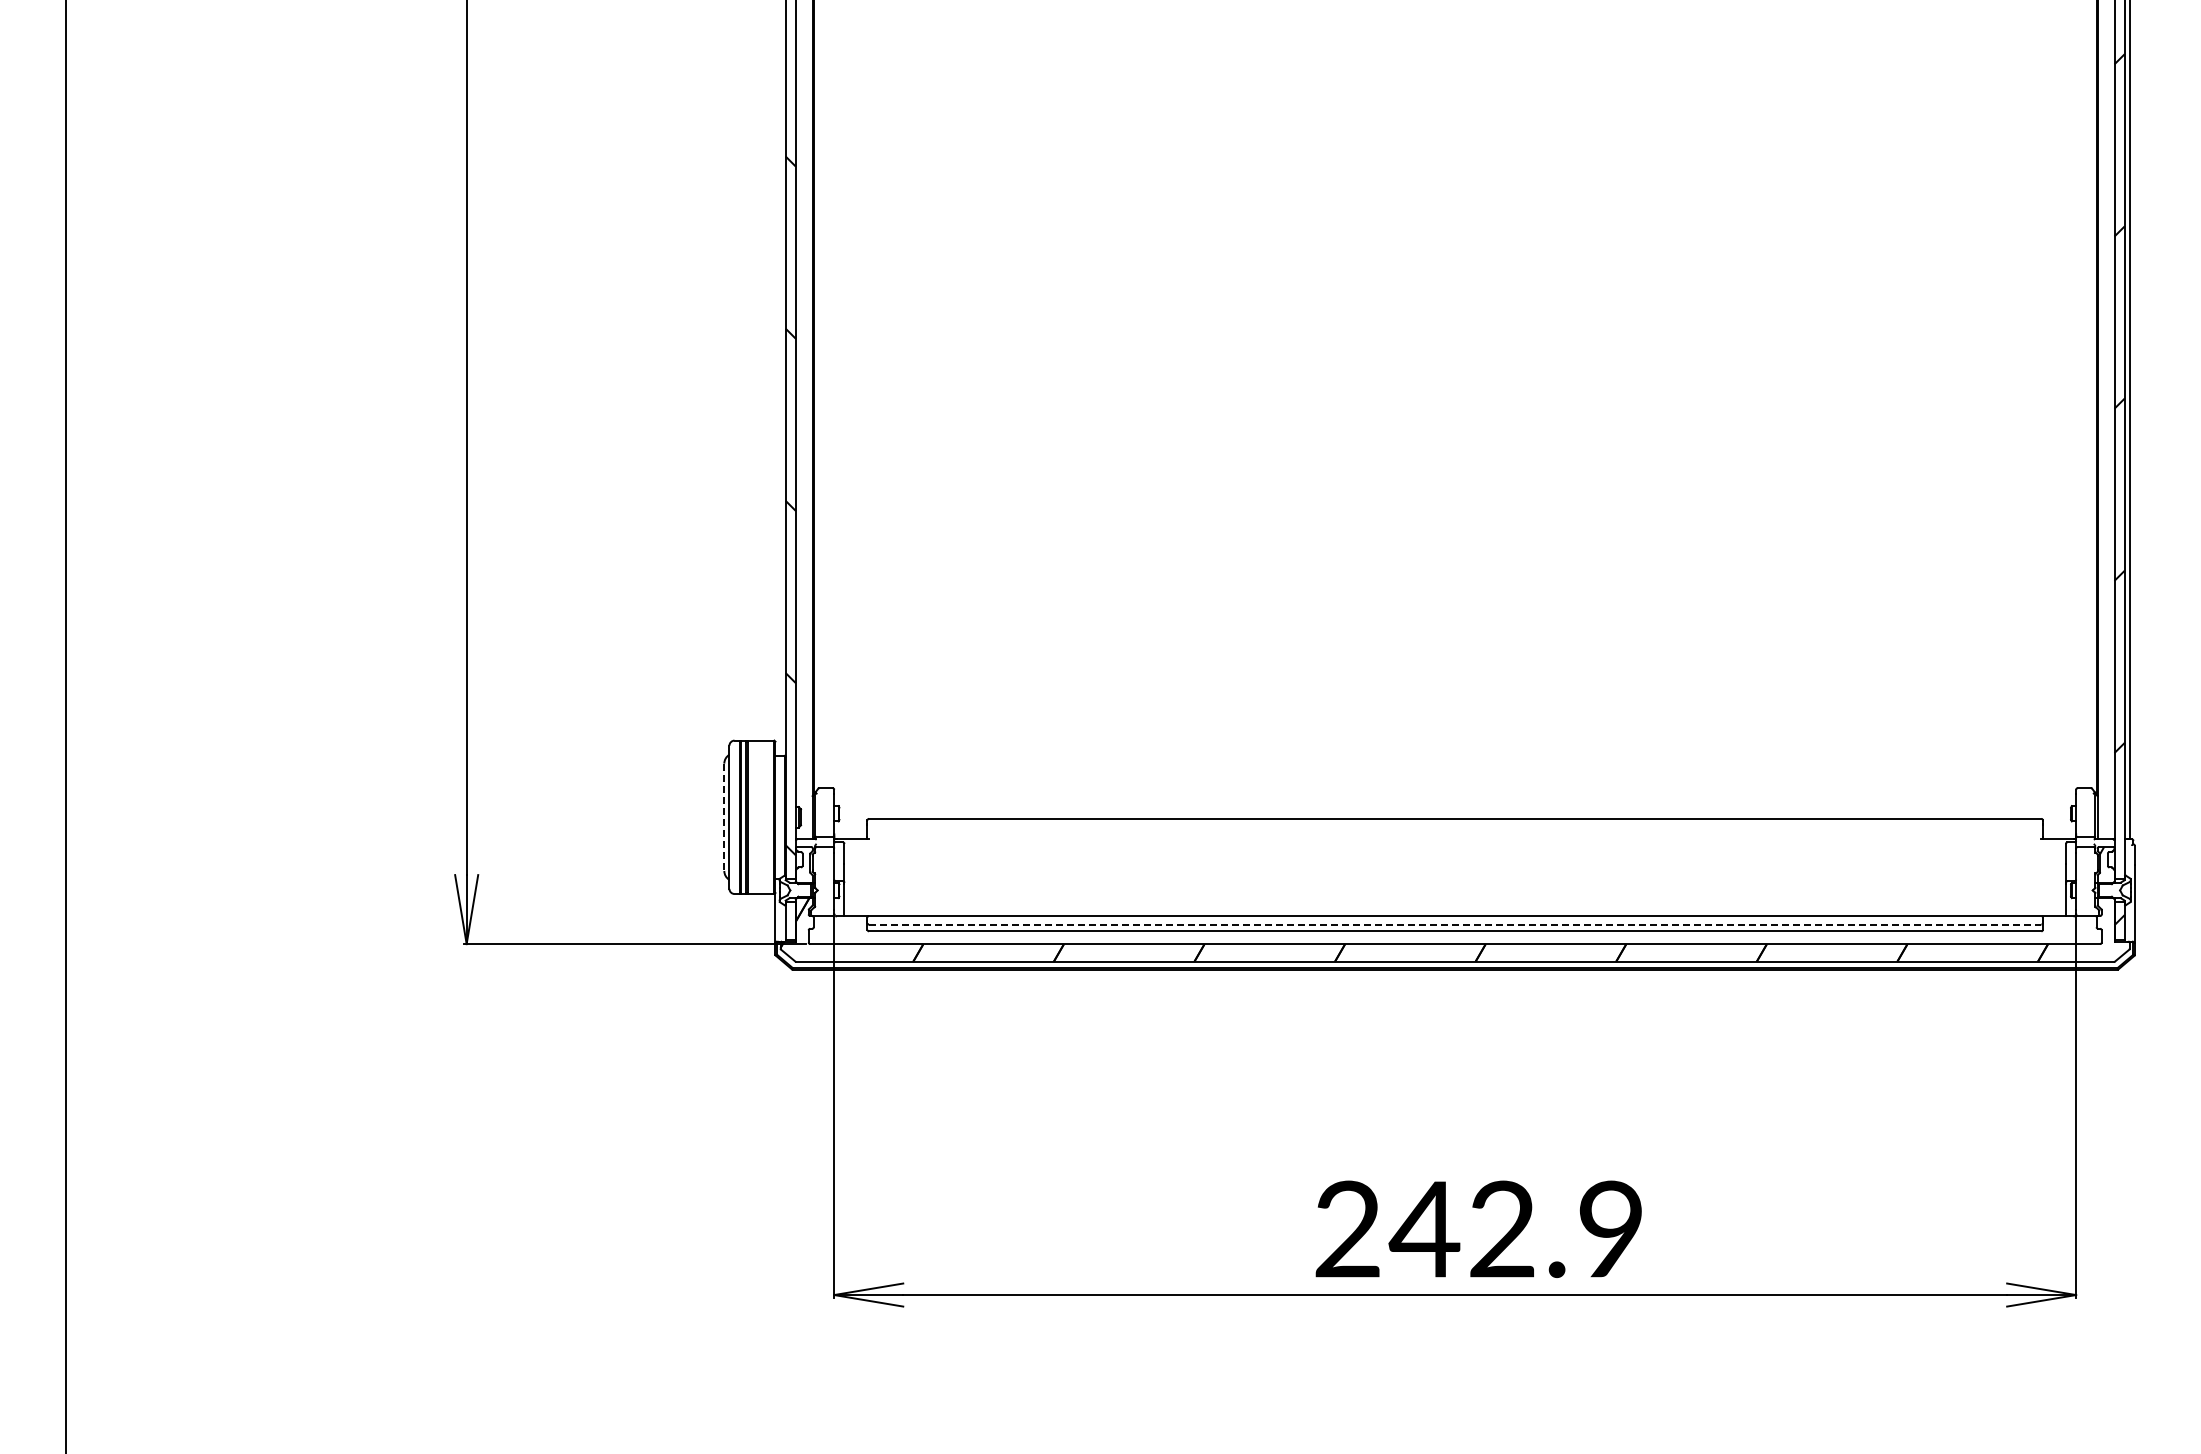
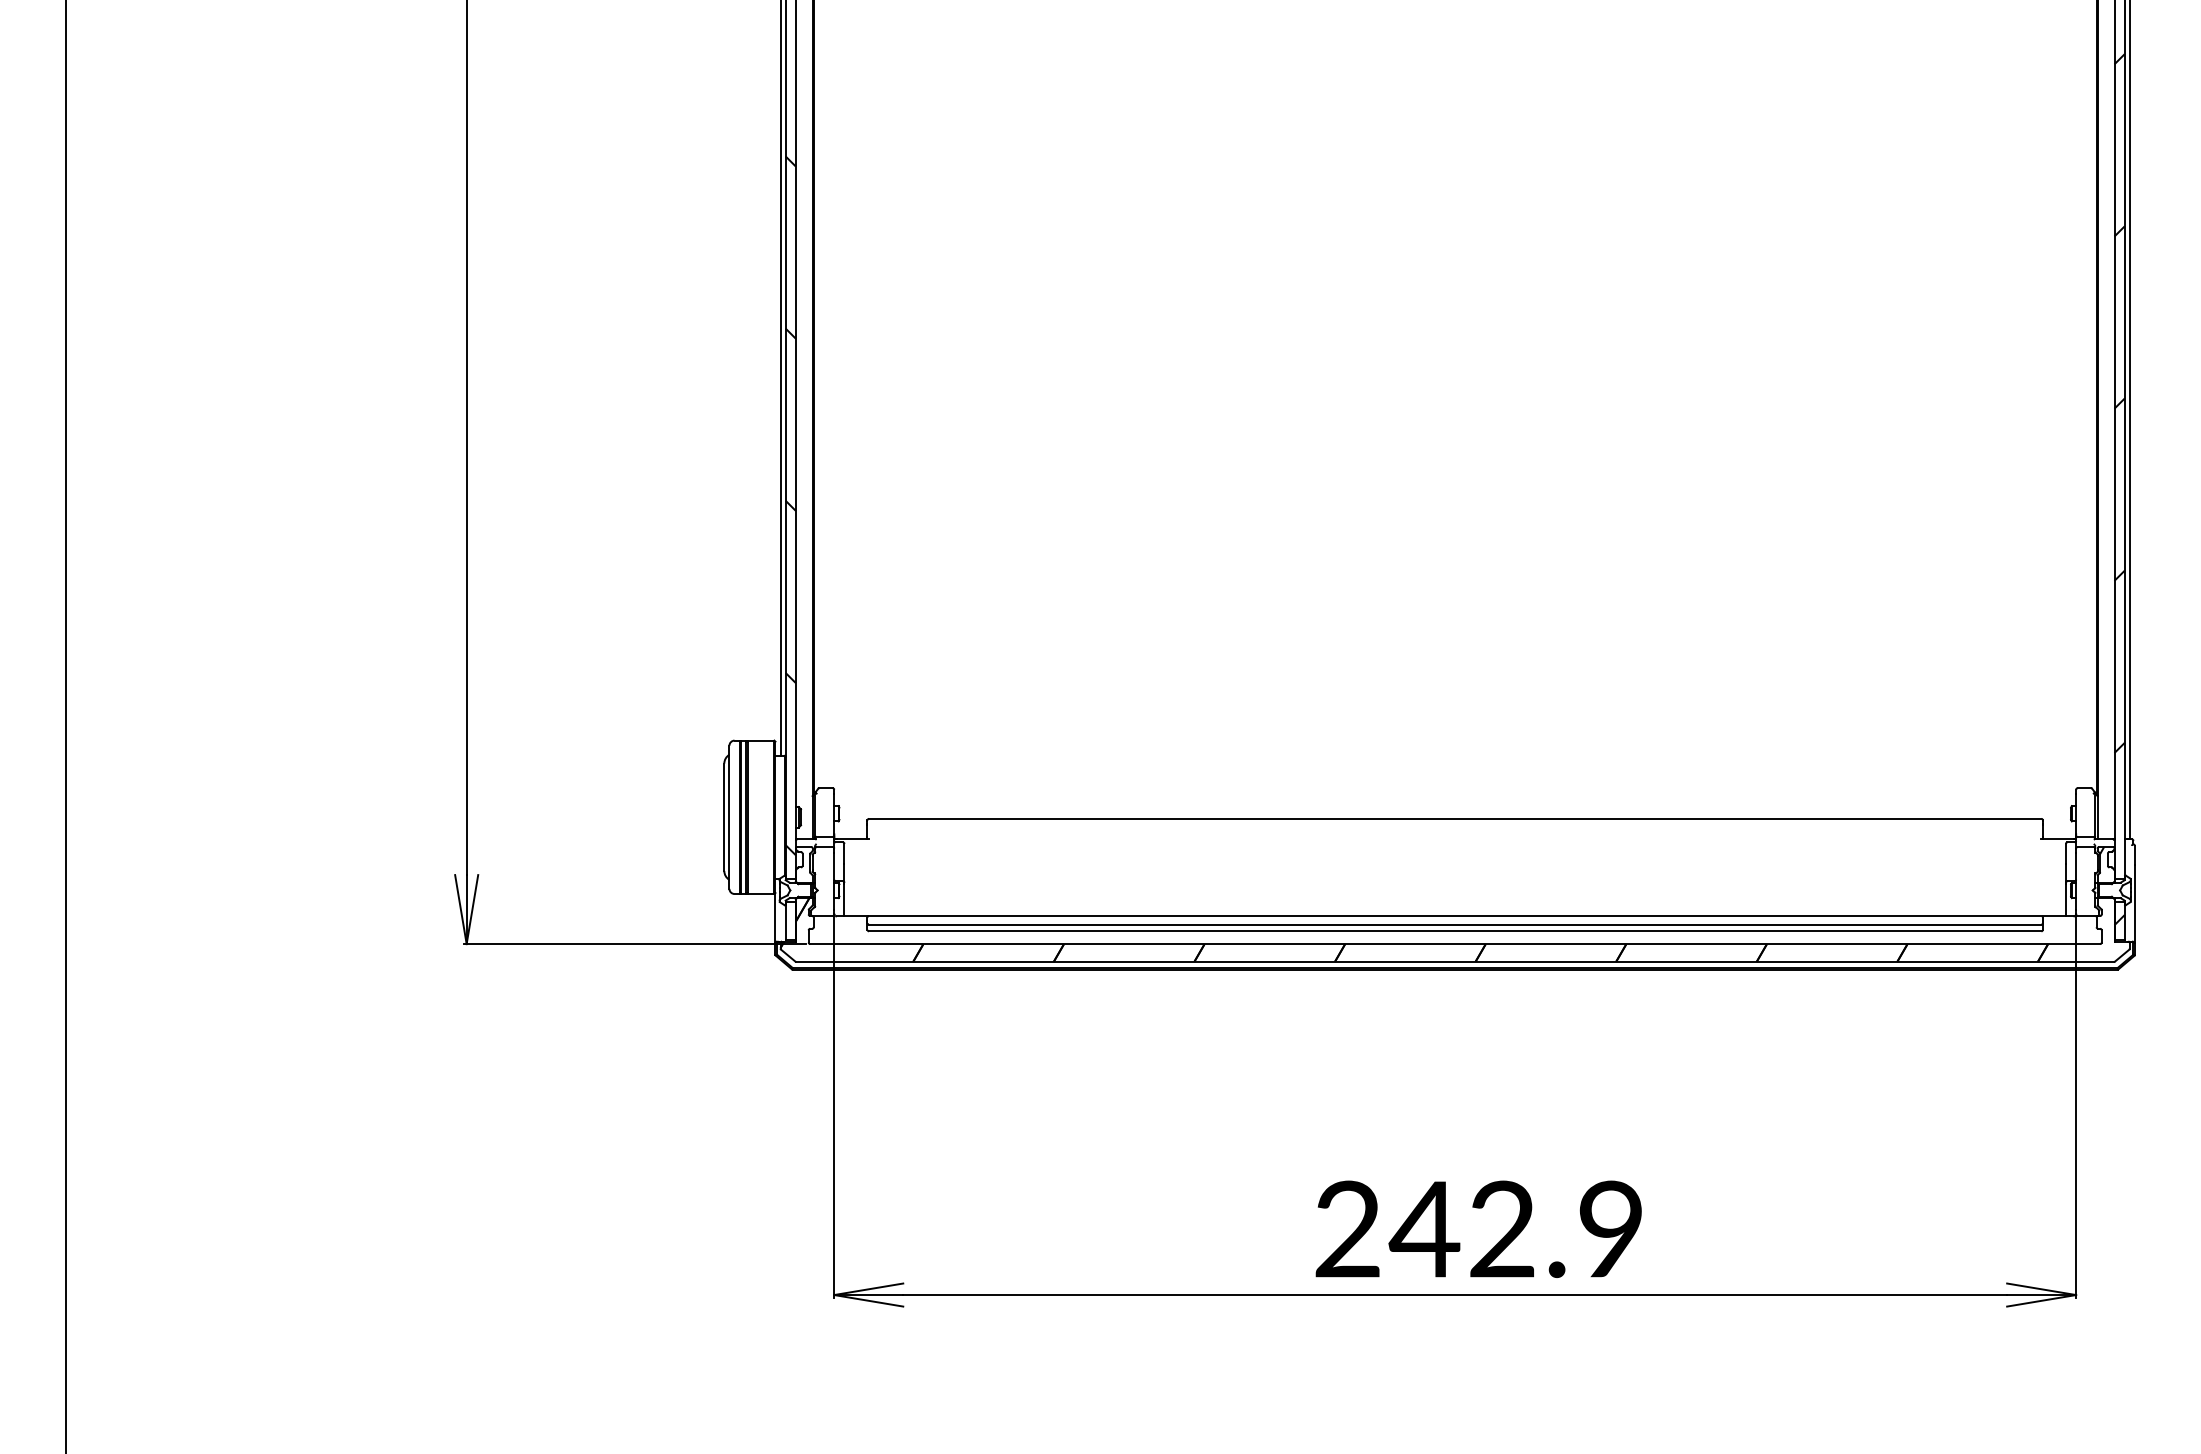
line: none -> present (780, 378)
line: dashed -> solid (724, 817)
line: dashed -> solid (1455, 924)
